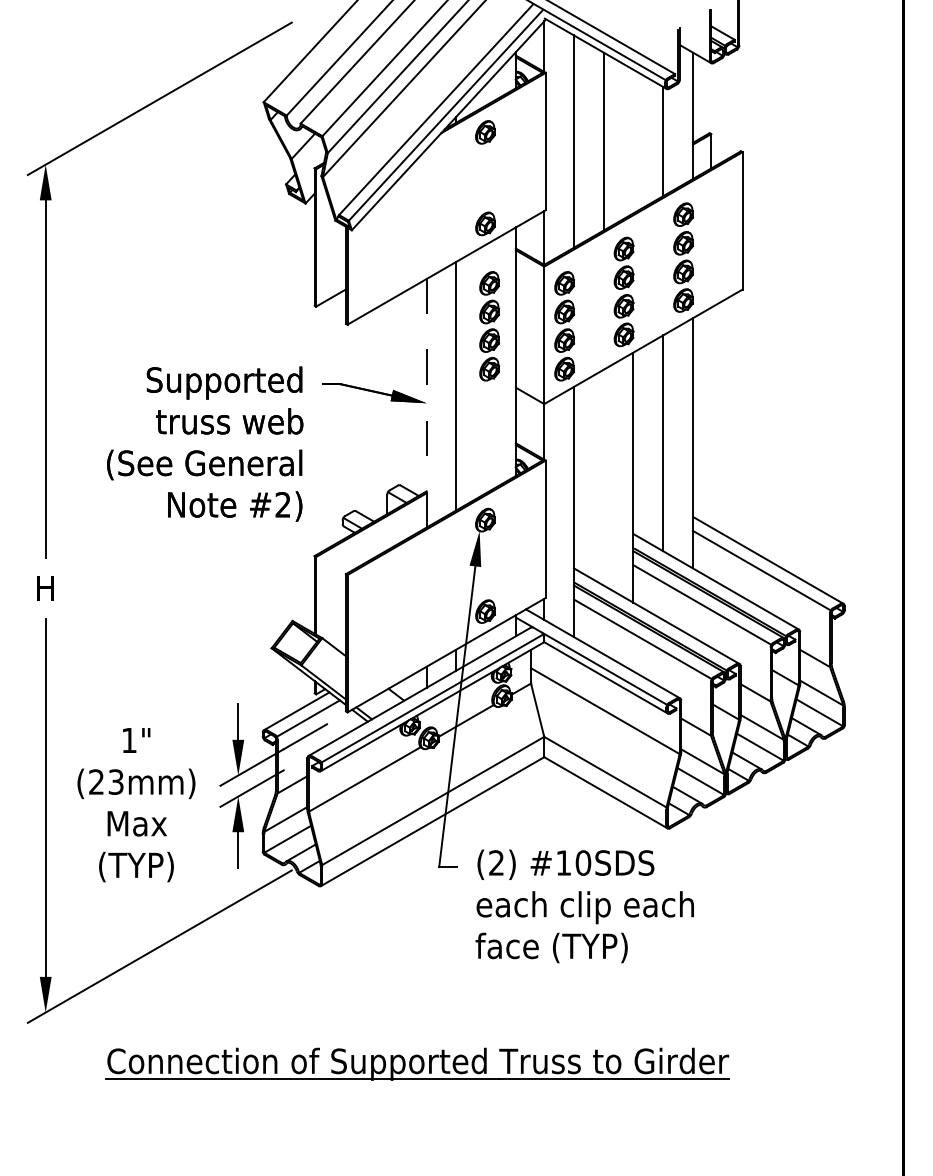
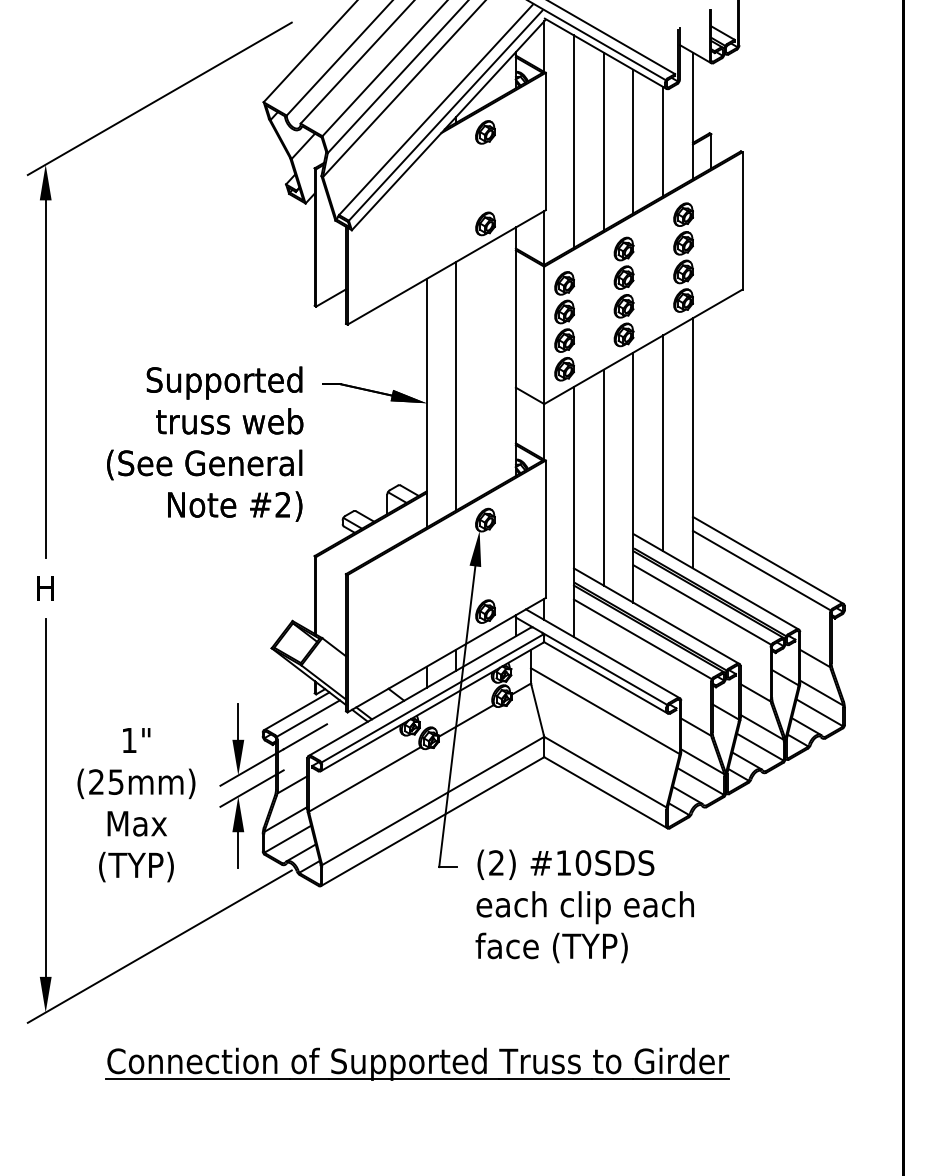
line: none -> present (633, 141)
part: present -> none (489, 326)
line: dashed -> solid (426, 402)
line: none -> present (603, 477)
text: (23mm) -> (25mm) (116, 781)
